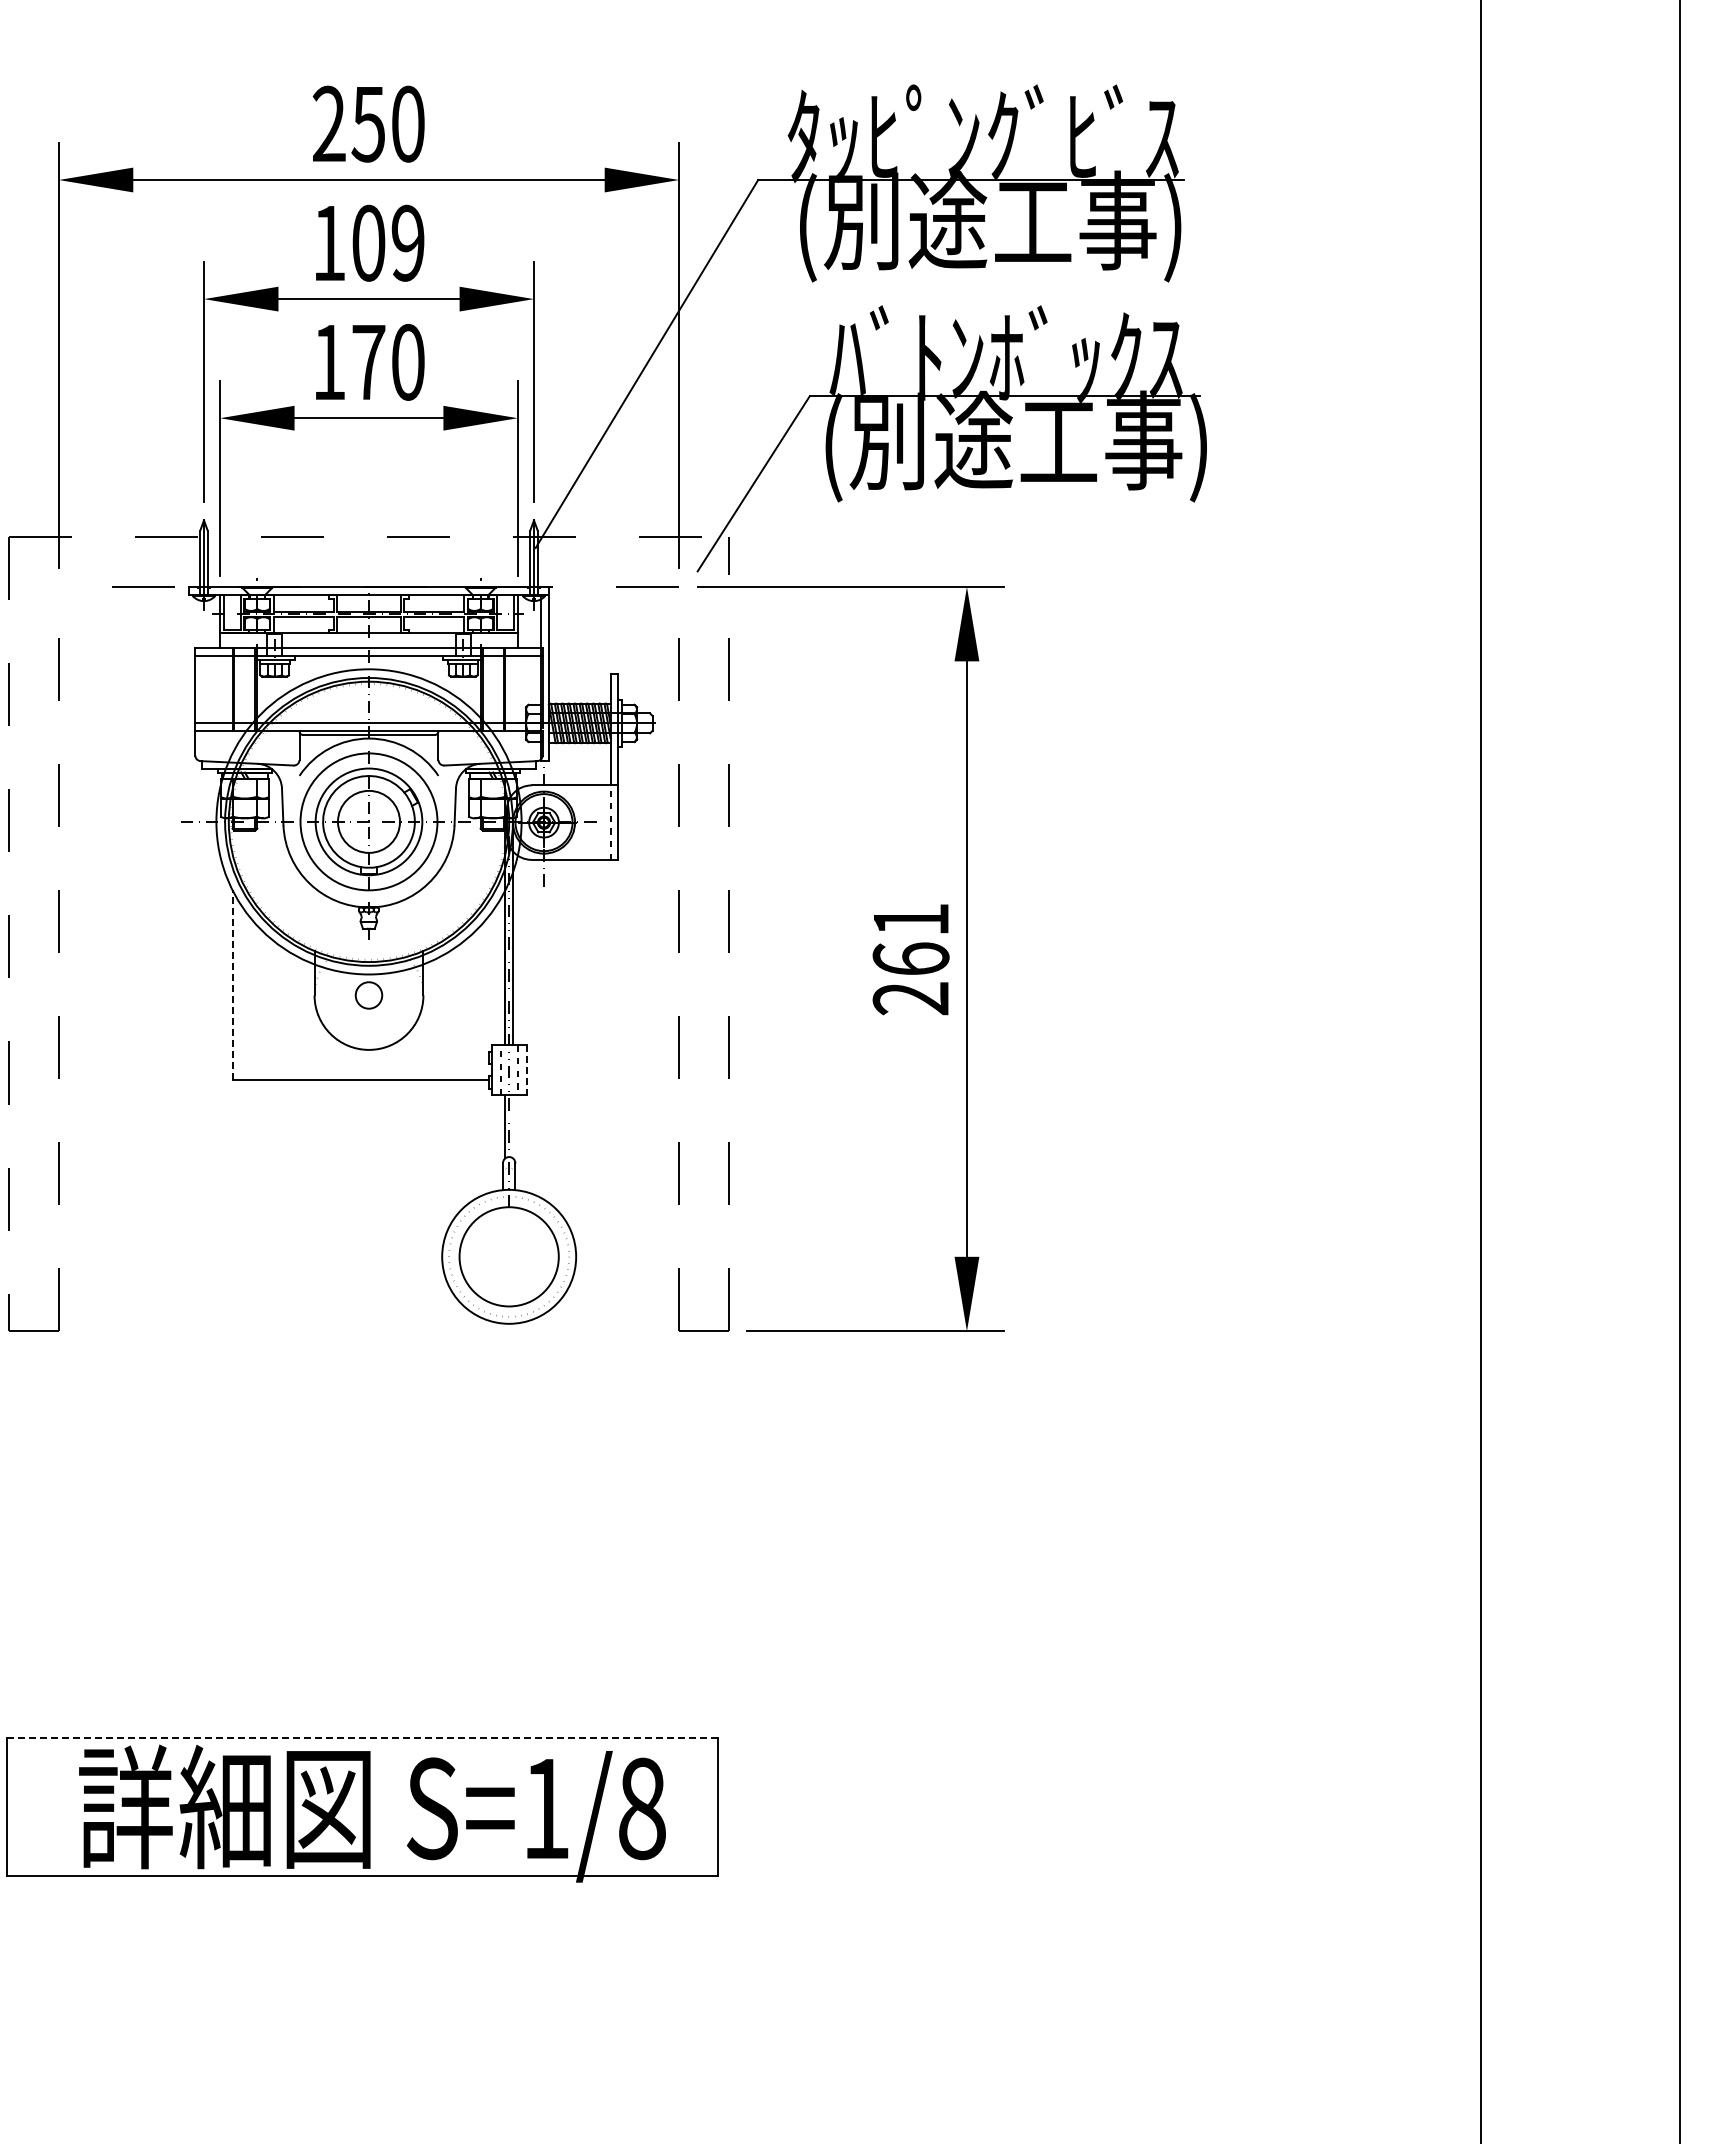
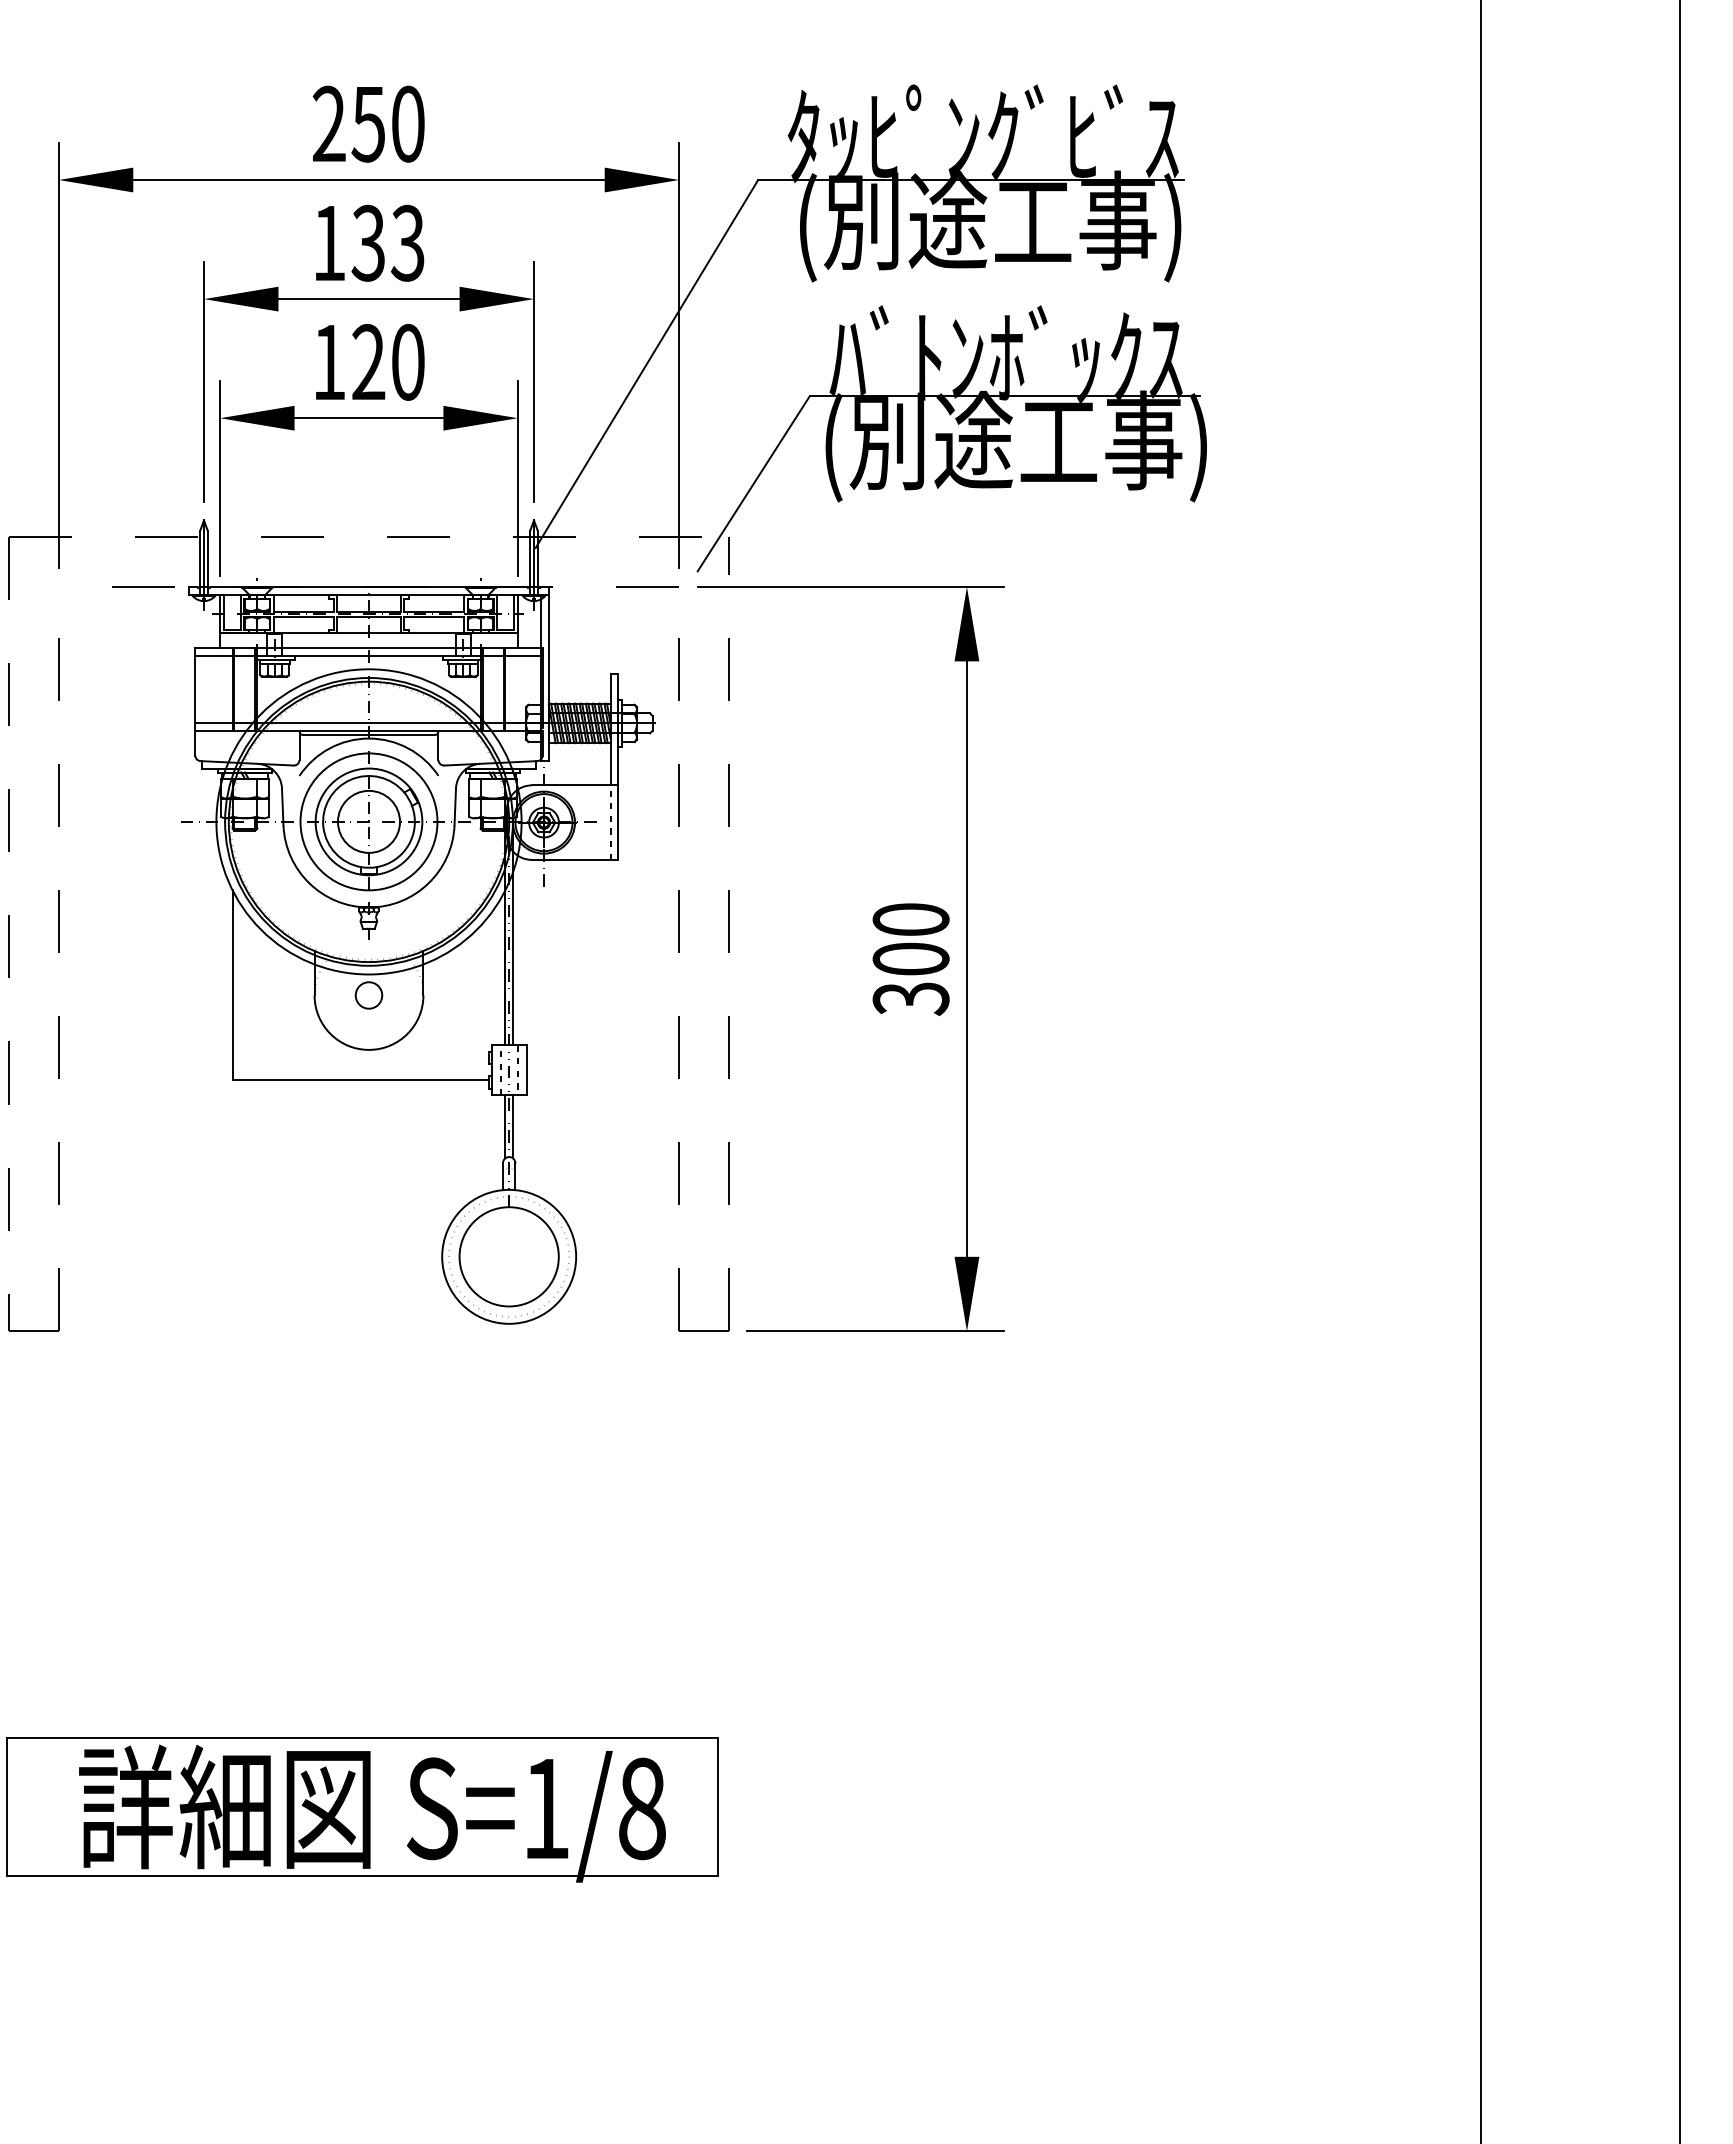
text: 109 -> 133 (387, 242)
text: 170 -> 120 (368, 361)
text: 261 -> 300 (910, 959)
line: dashed -> solid (232, 985)
line: dashed -> solid (526, 1070)
line: none -> present (512, 1126)
line: dashed -> solid (362, 1738)
